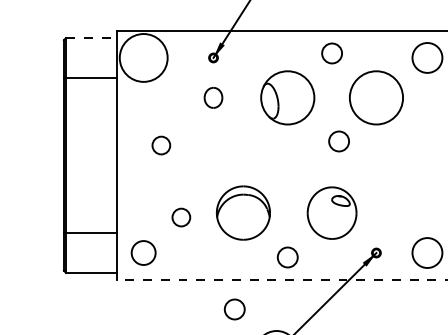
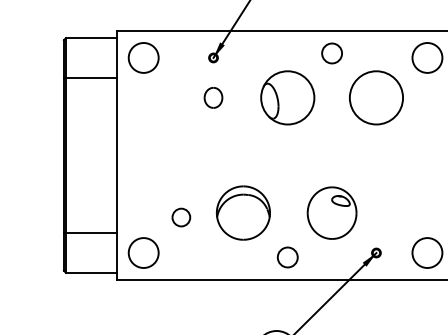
line: dashed -> solid (92, 38)
circle diameter: 48 px -> 30 px (143, 57)
circle: present -> none (338, 141)
circle: present -> none (161, 145)
circle size: 27x26 px -> 33x32 px (143, 252)
line: dashed -> solid (282, 279)
circle: present -> none (234, 309)
